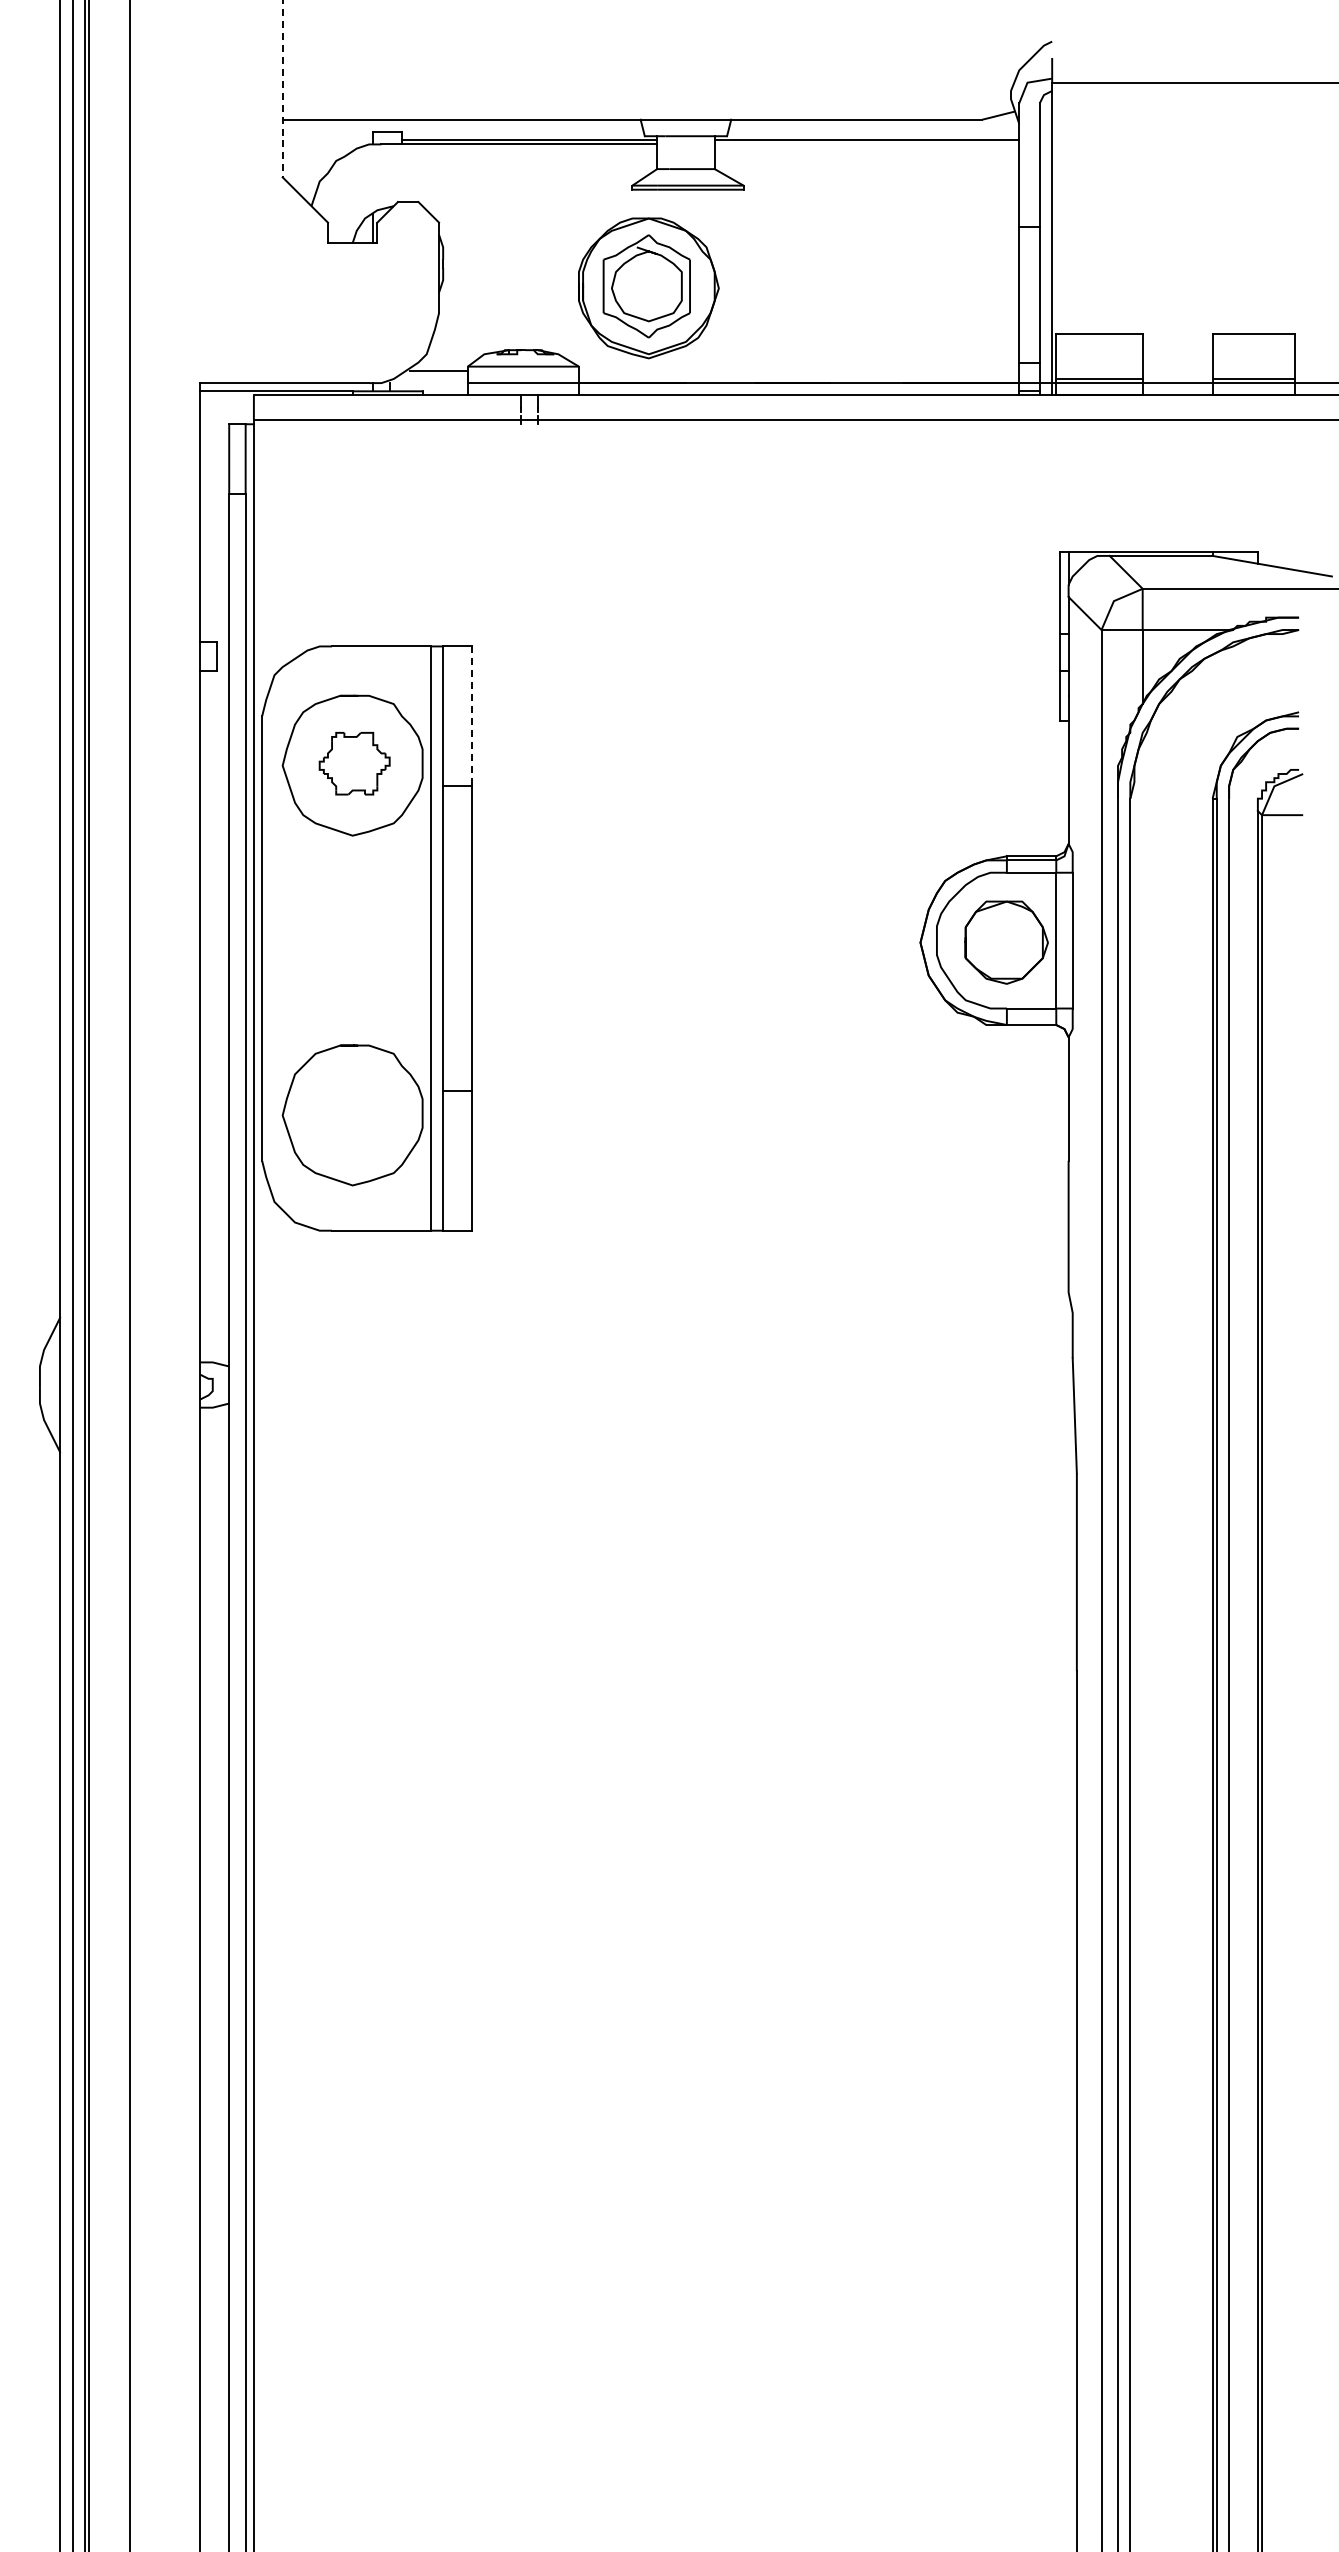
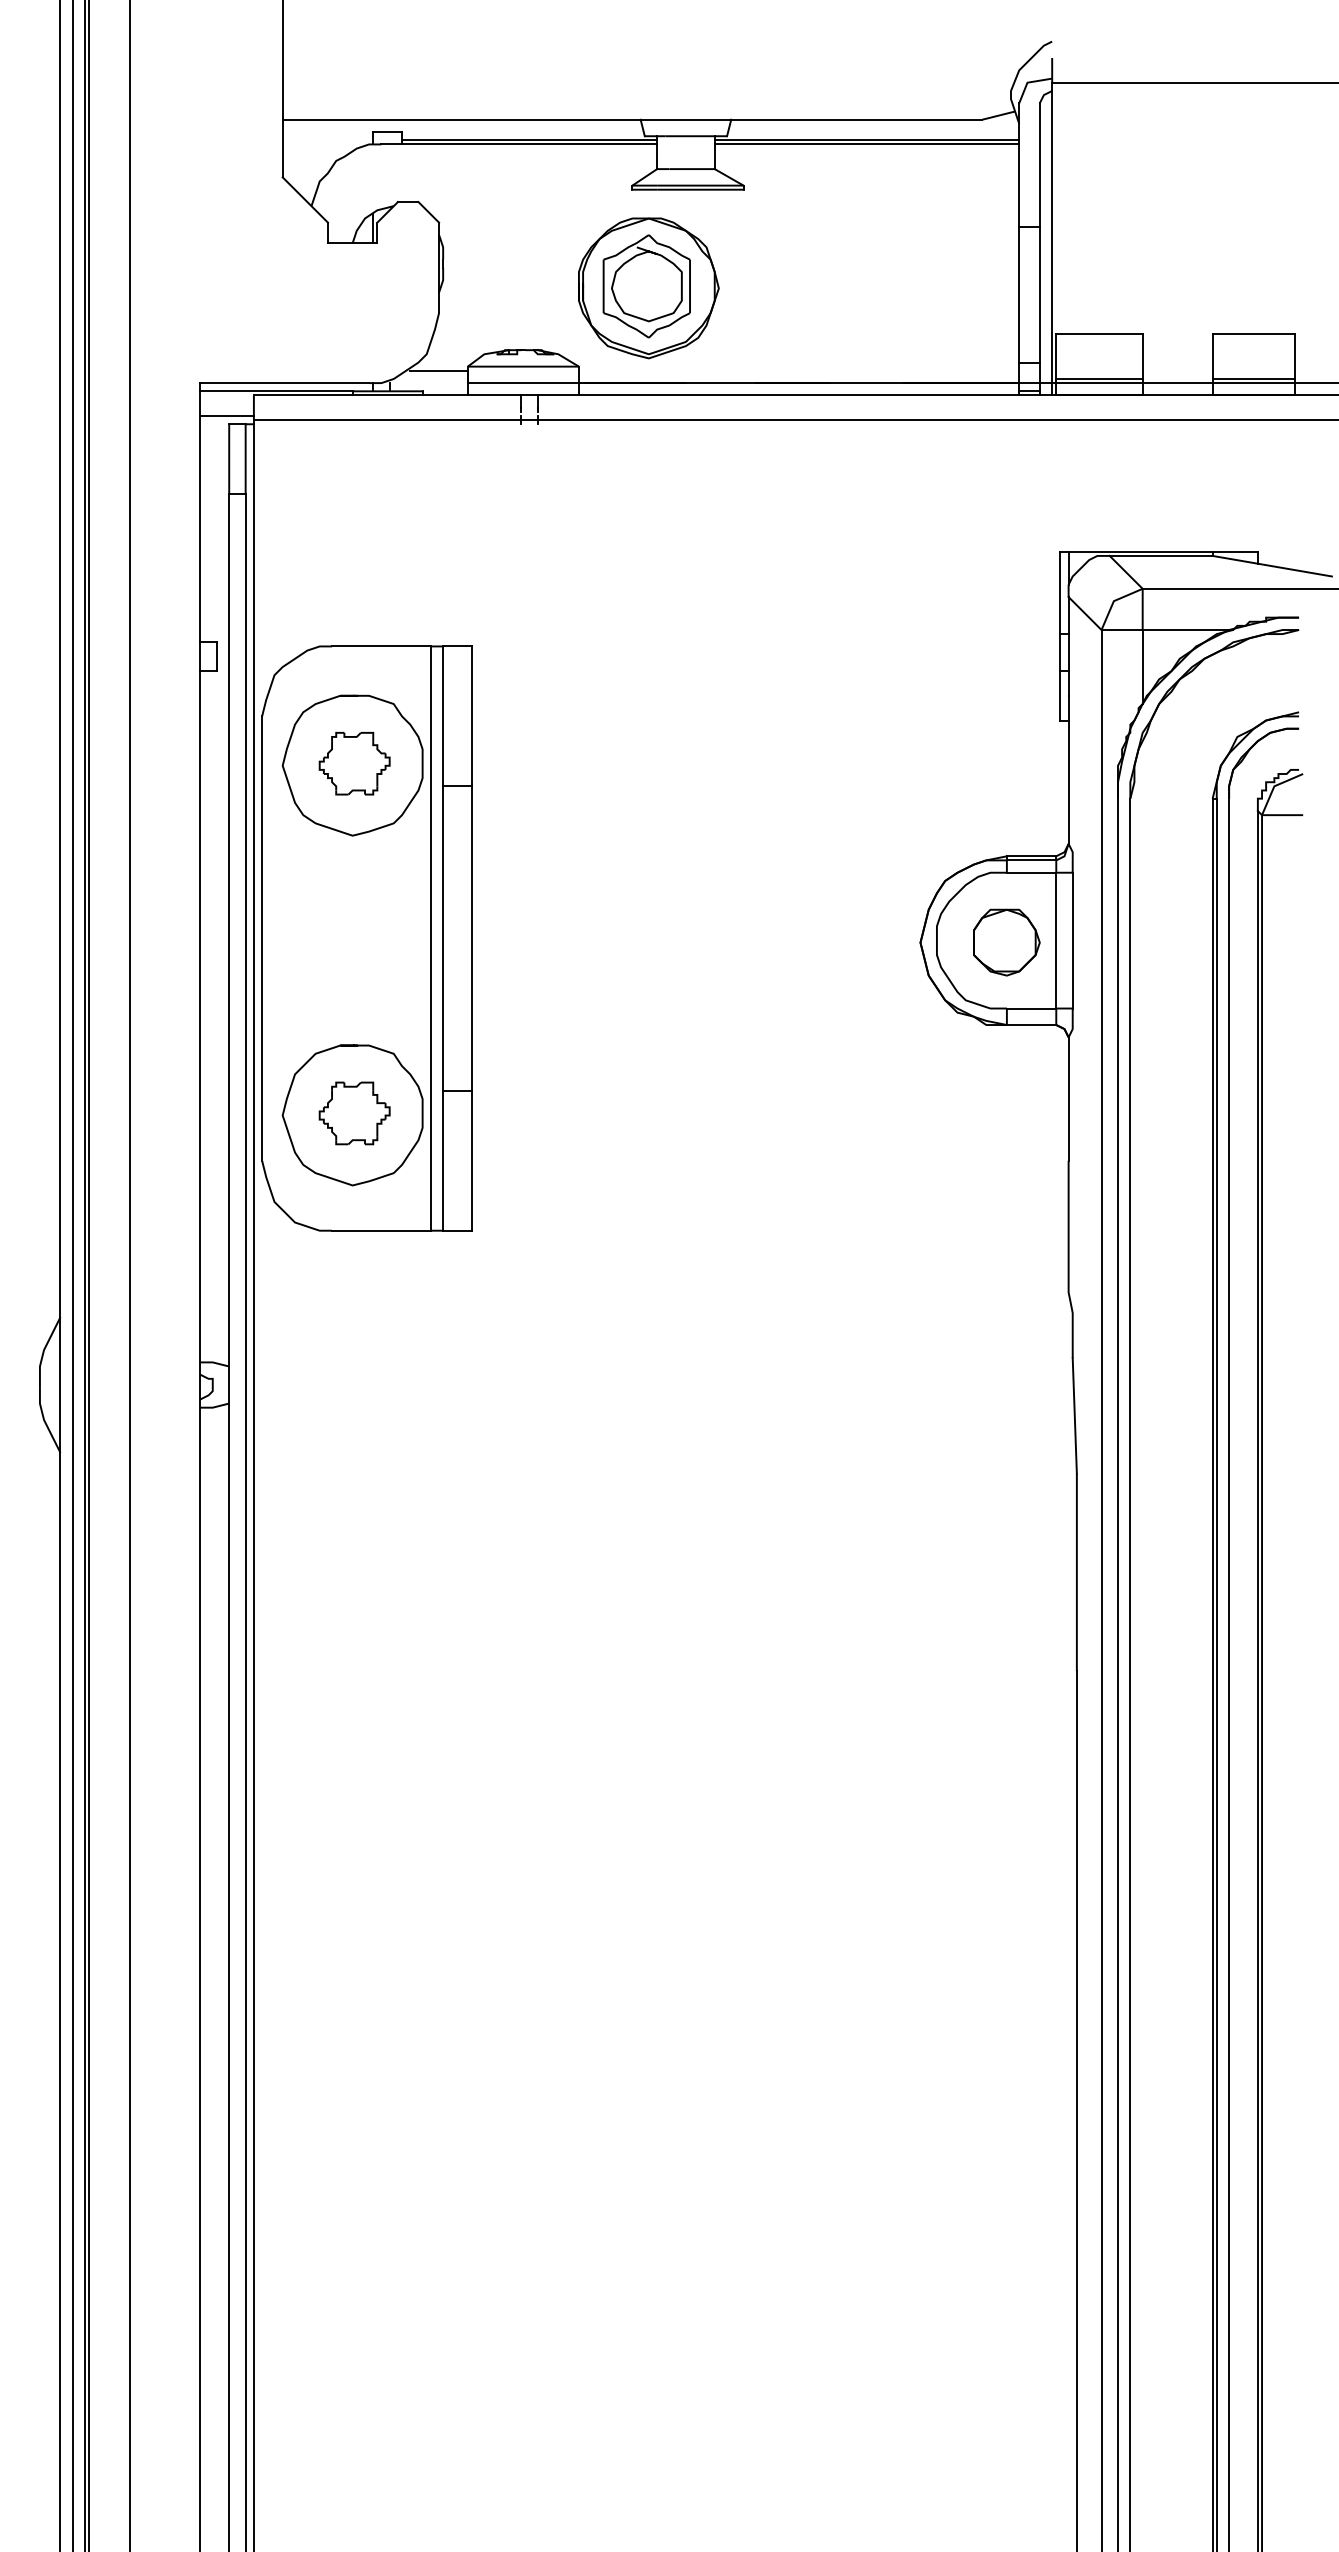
line: dashed -> solid (282, 89)
line: none -> present (866, 144)
line: none -> present (226, 416)
line: dashed -> solid (472, 716)
part size: 85x85 px -> 68x69 px (1006, 942)
part: none -> present (354, 1113)
